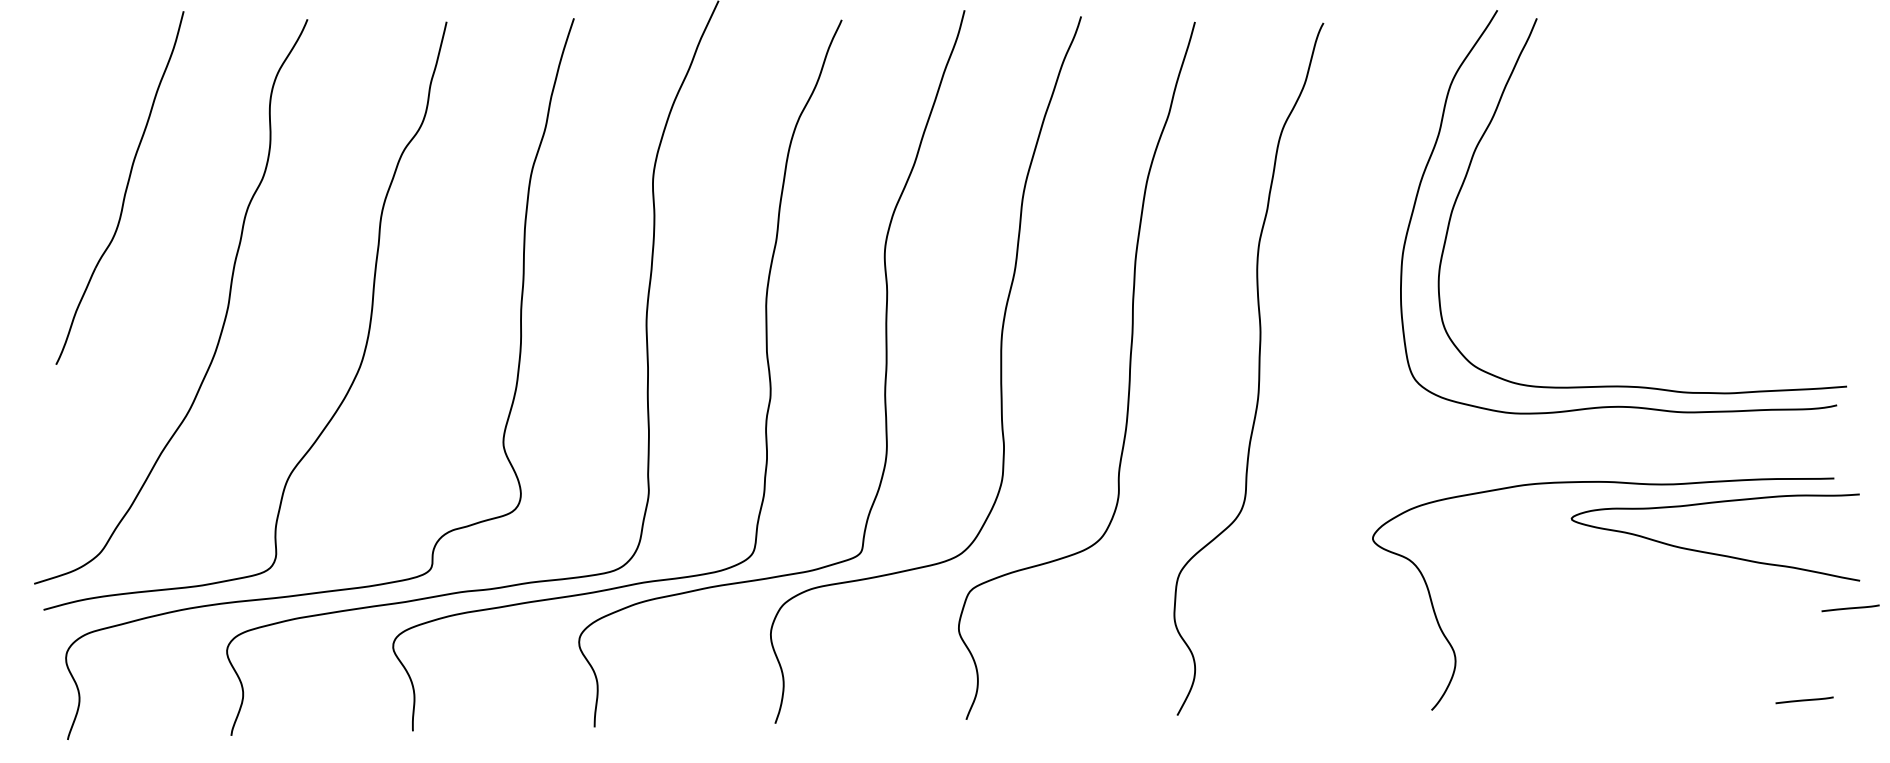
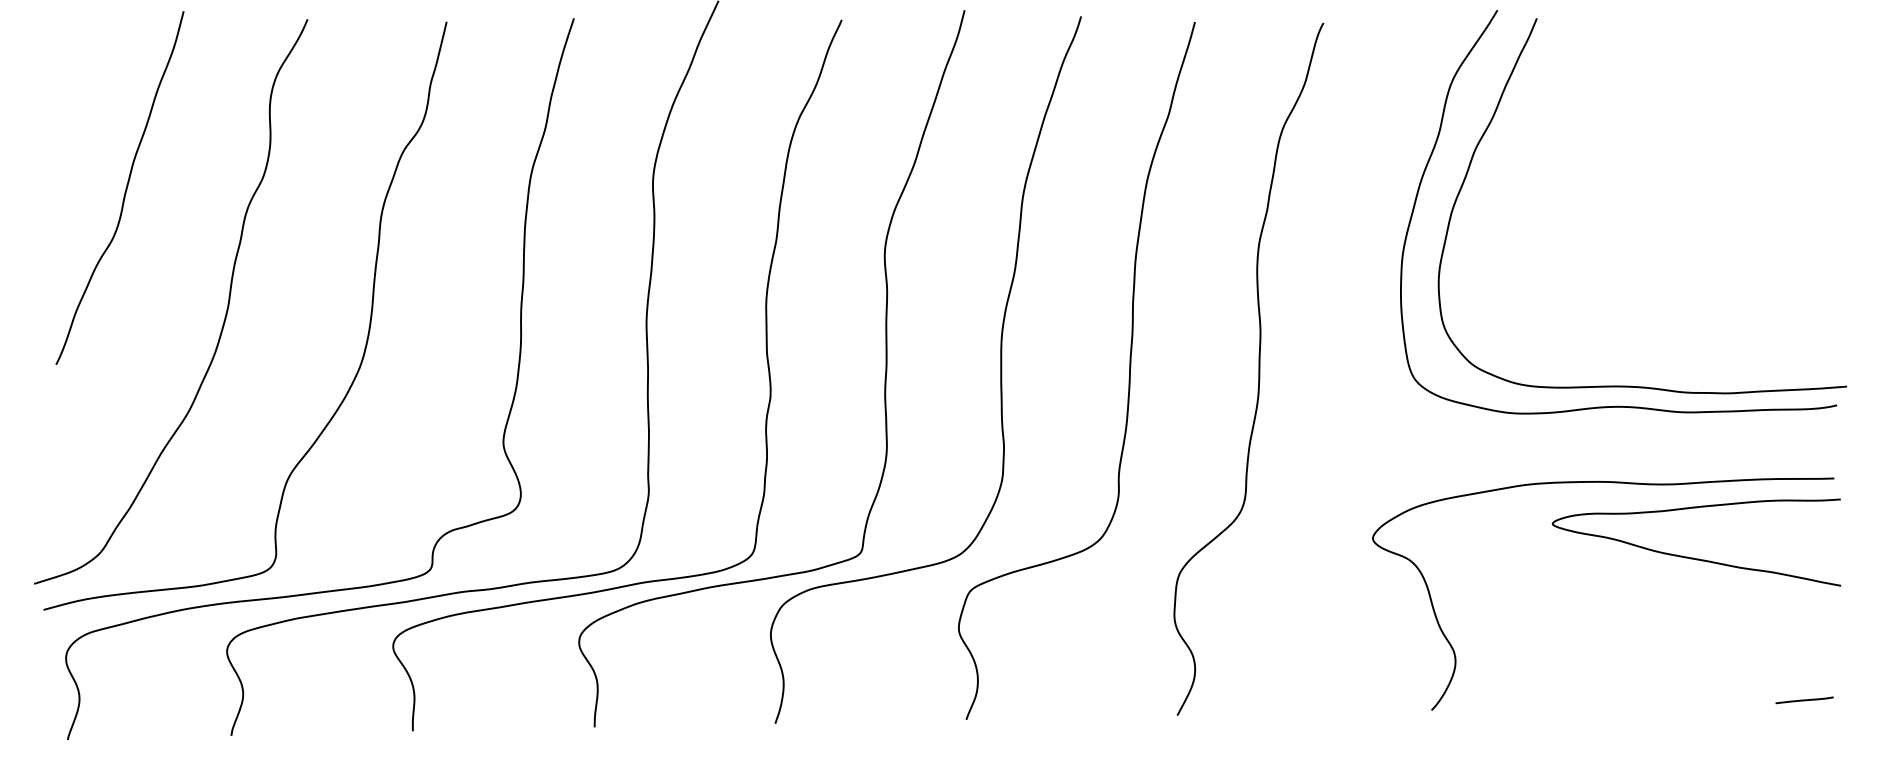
curve position: (1712, 552) -> (1693, 557) (1693, 557)
line: present -> none (1850, 608)
